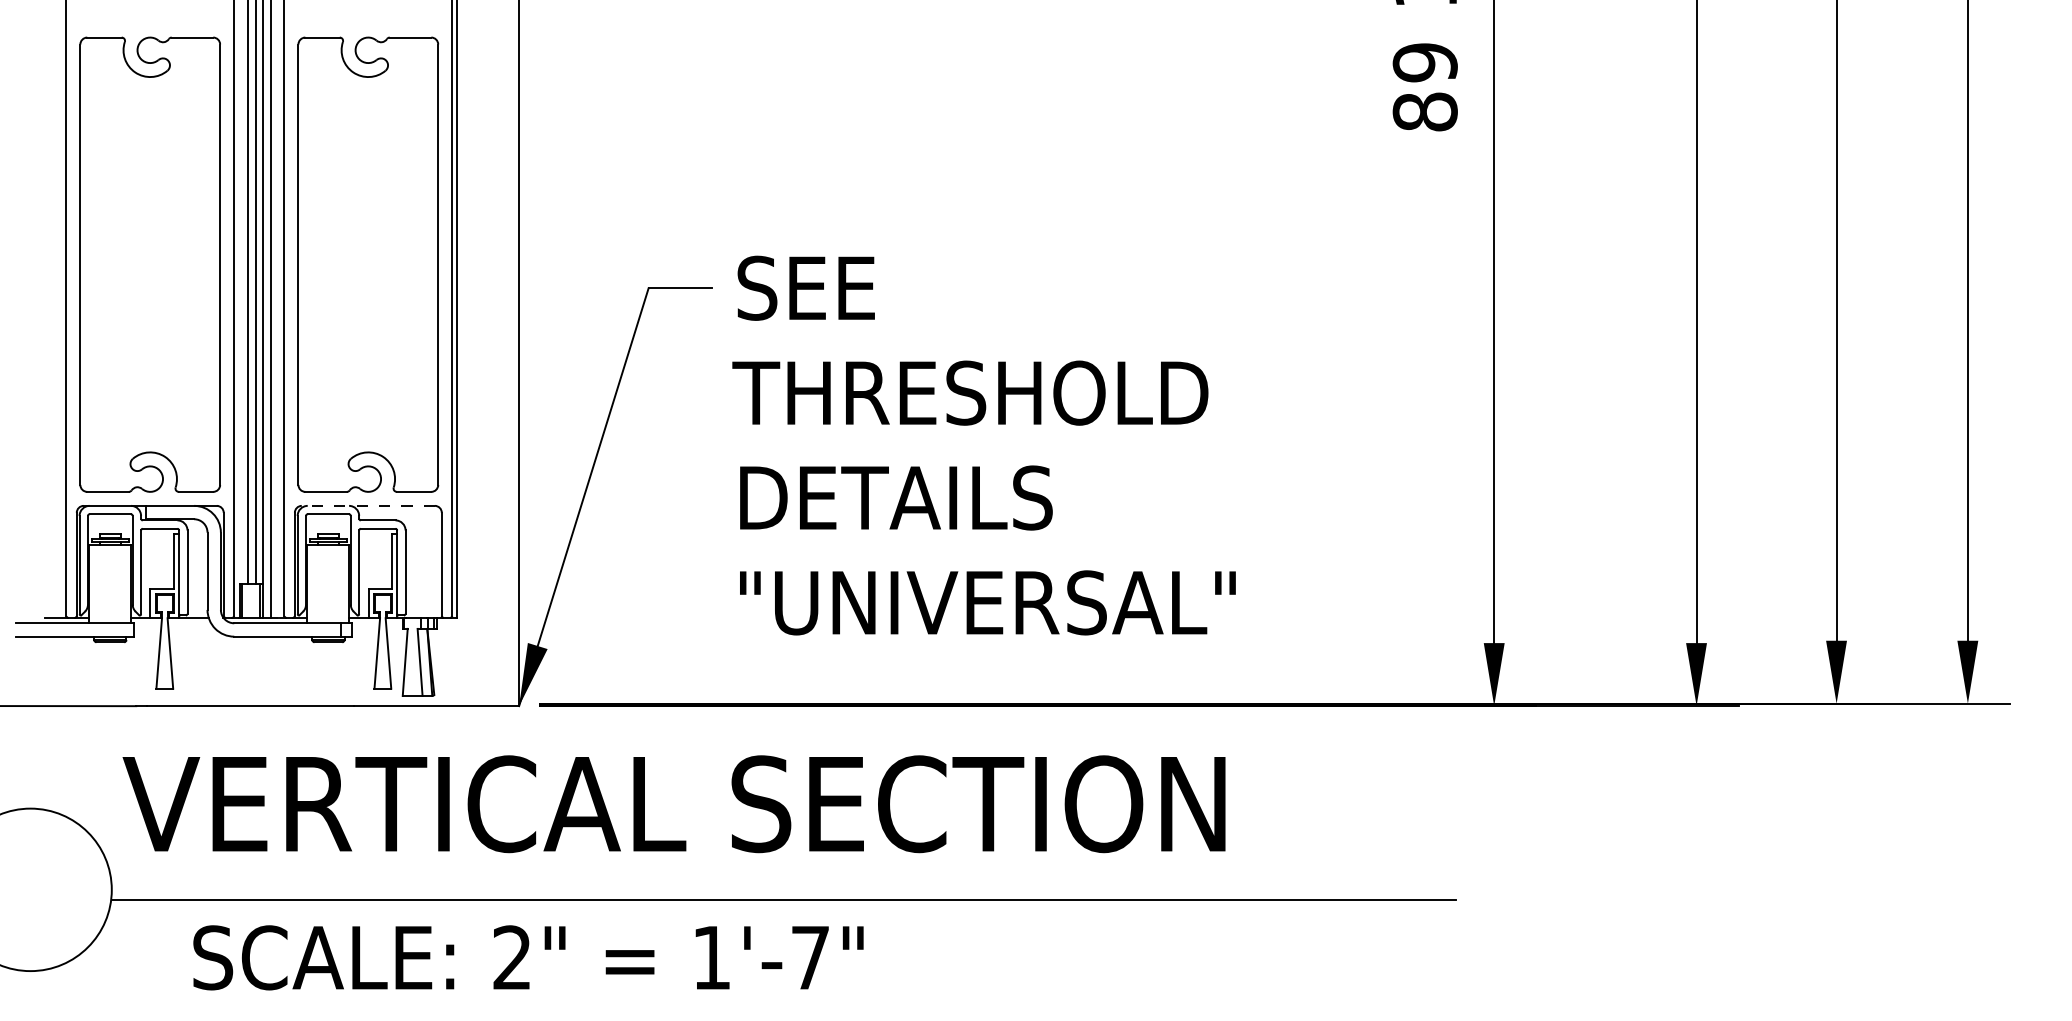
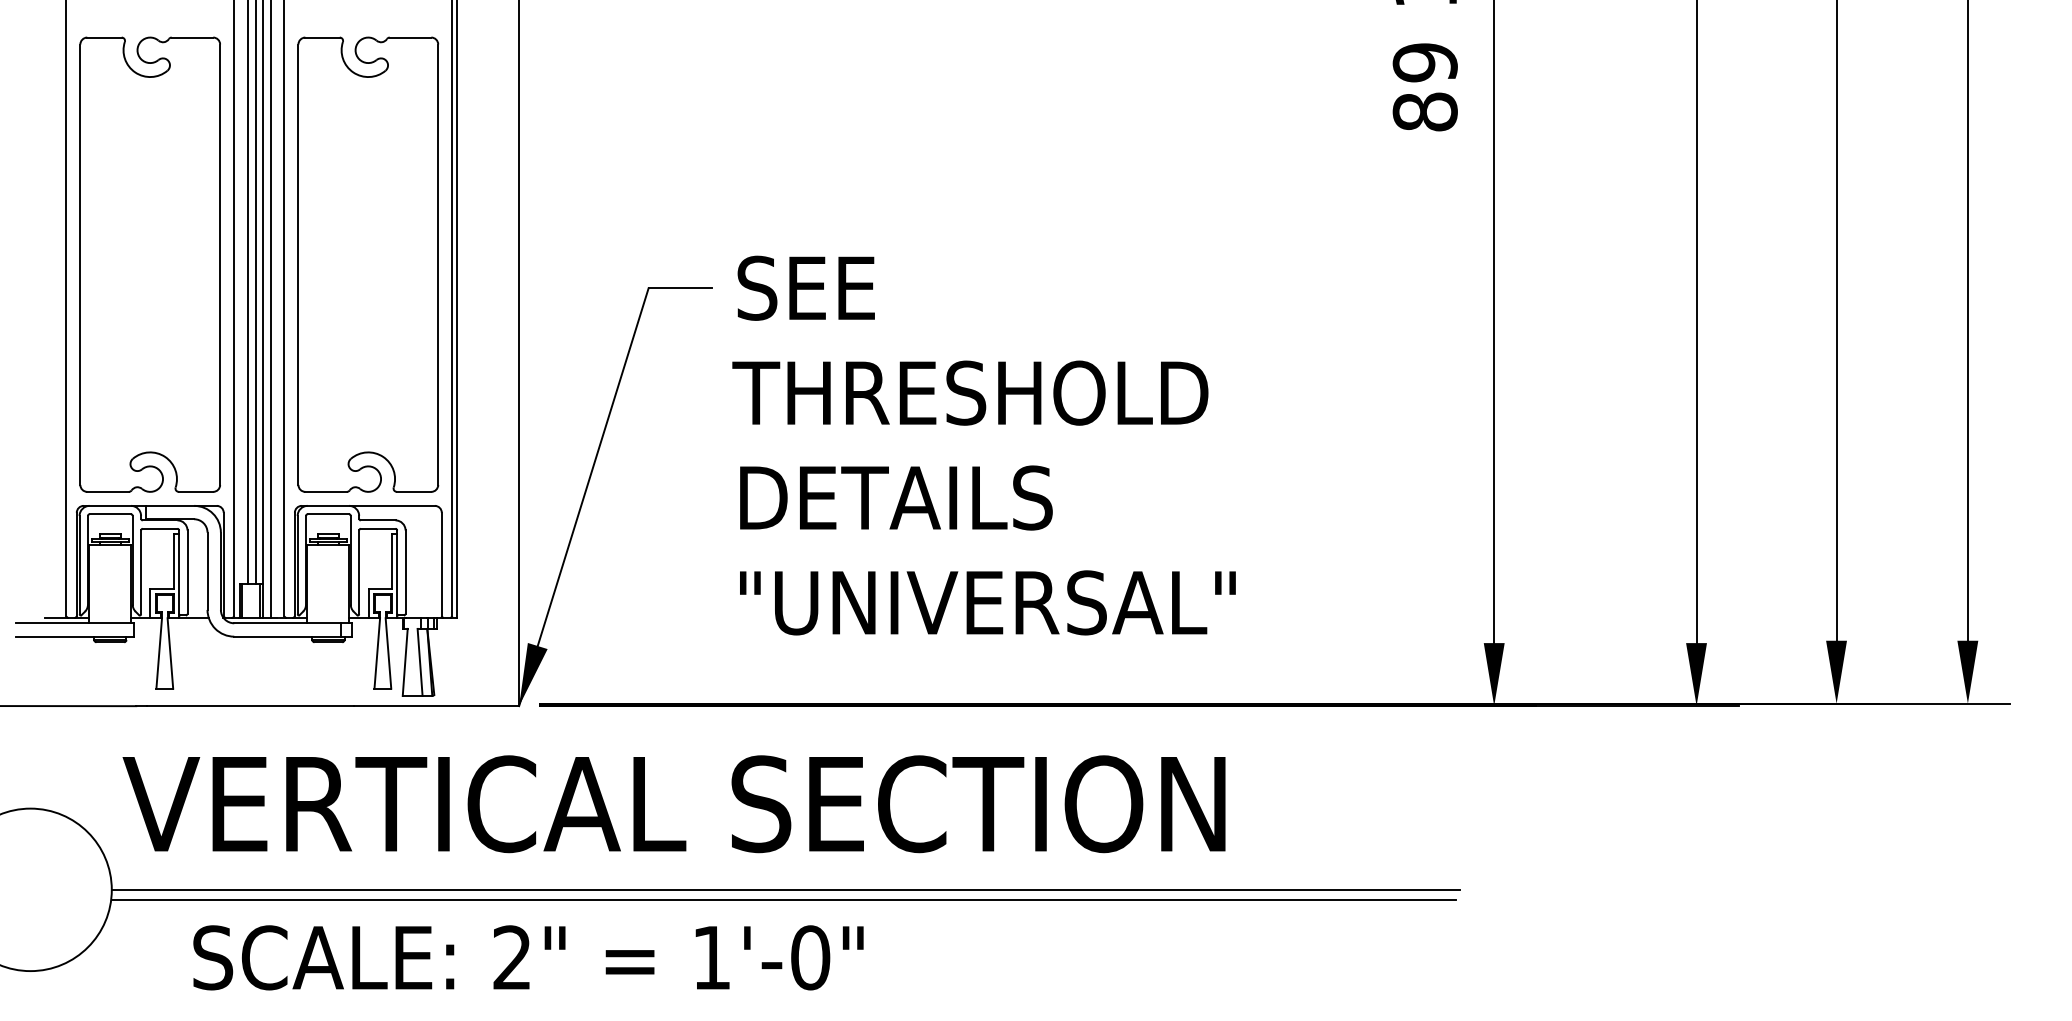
line: dashed -> solid (368, 505)
line: none -> present (785, 889)
text: 1'-7" -> 1'-0" (810, 957)
